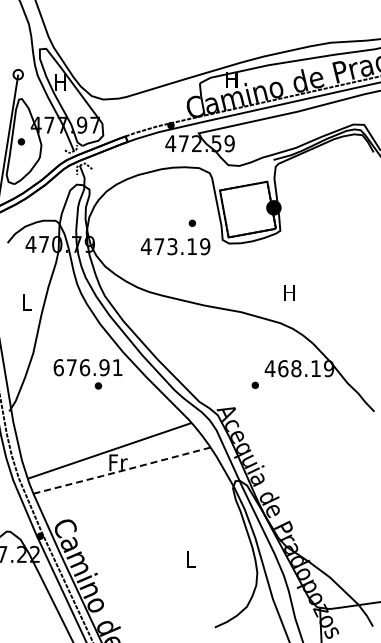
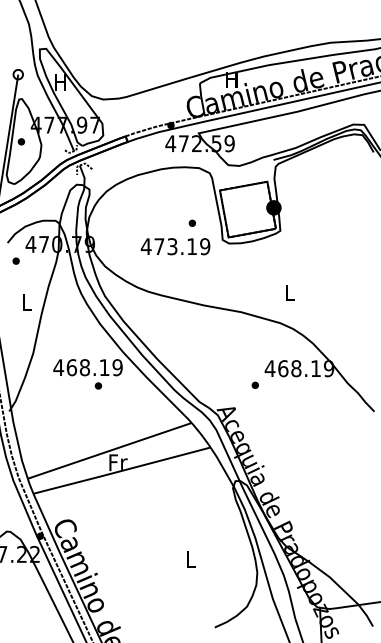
part: none -> present (15, 260)
text: H -> L (289, 292)
text: 676.91 -> 468.19 (87, 367)
line: dashed -> solid (121, 470)
